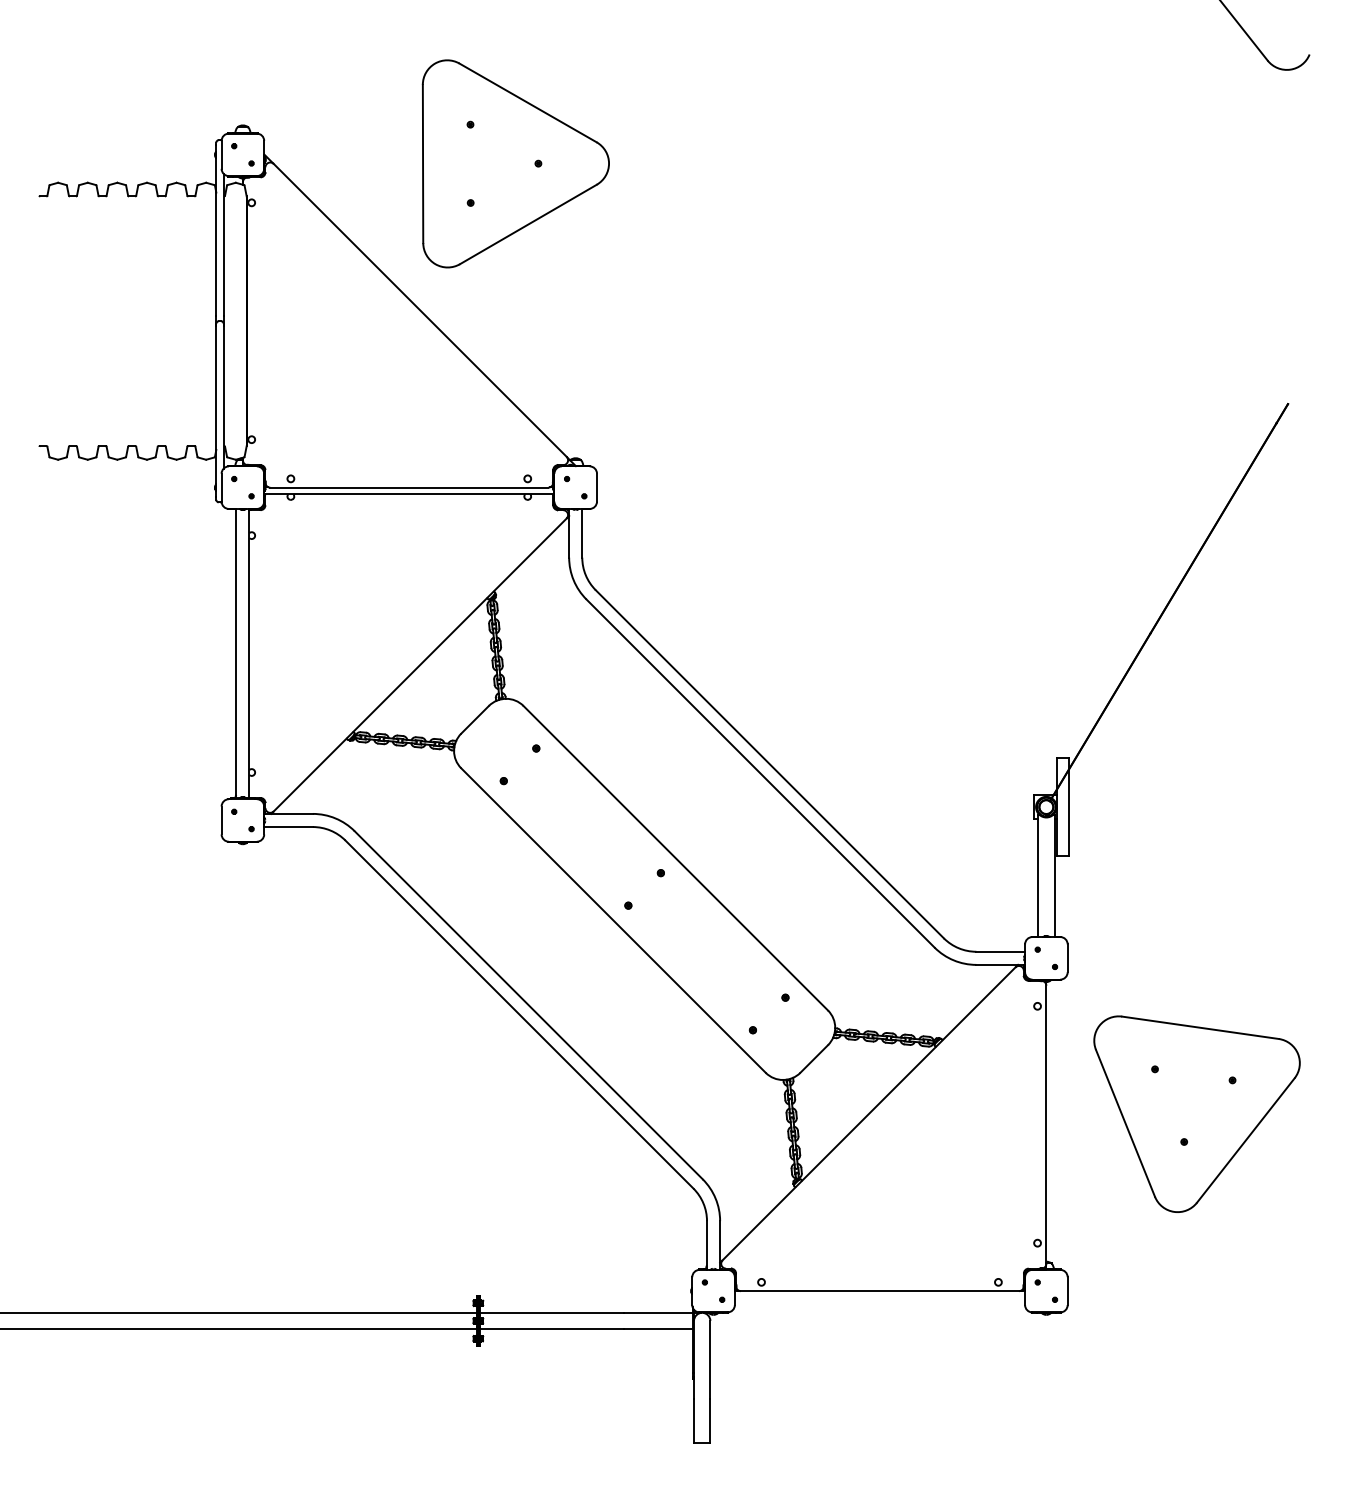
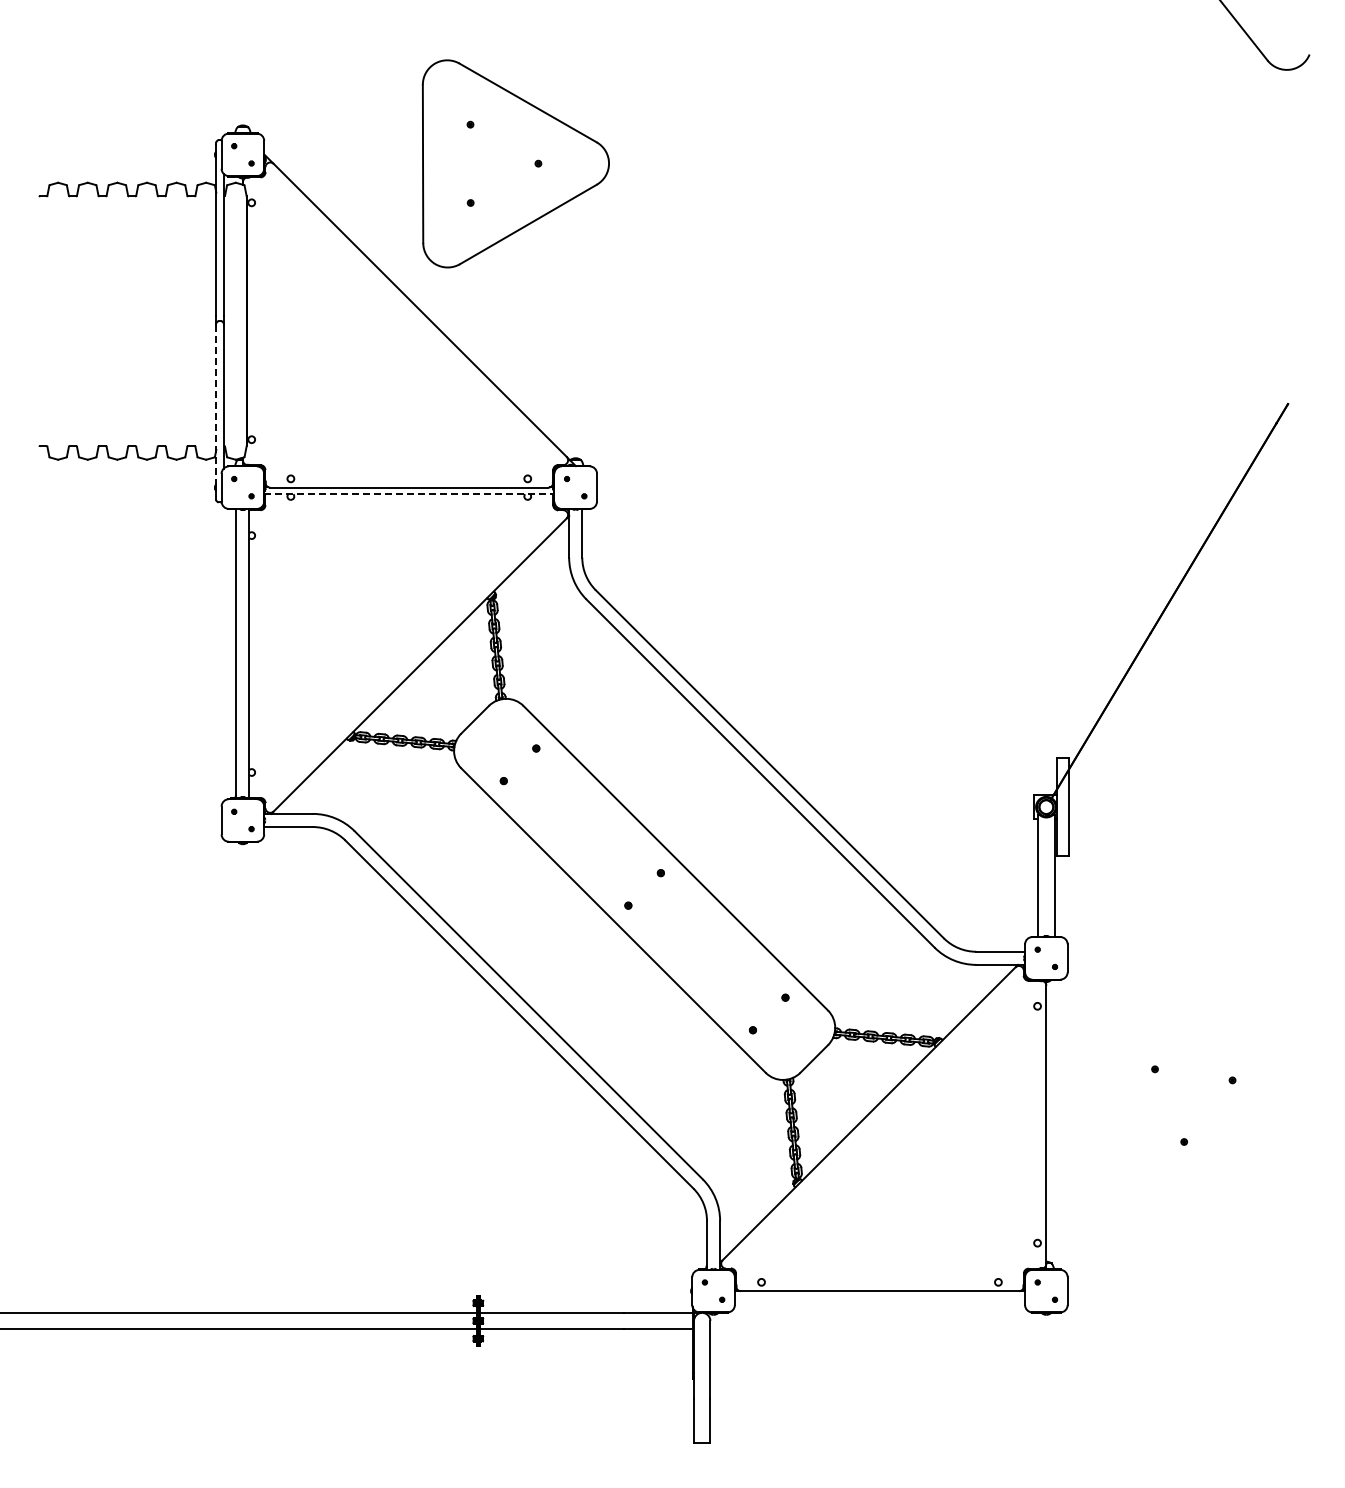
line: solid -> dashed (216, 411)
line: solid -> dashed (409, 494)
part: present -> none (1196, 1113)
